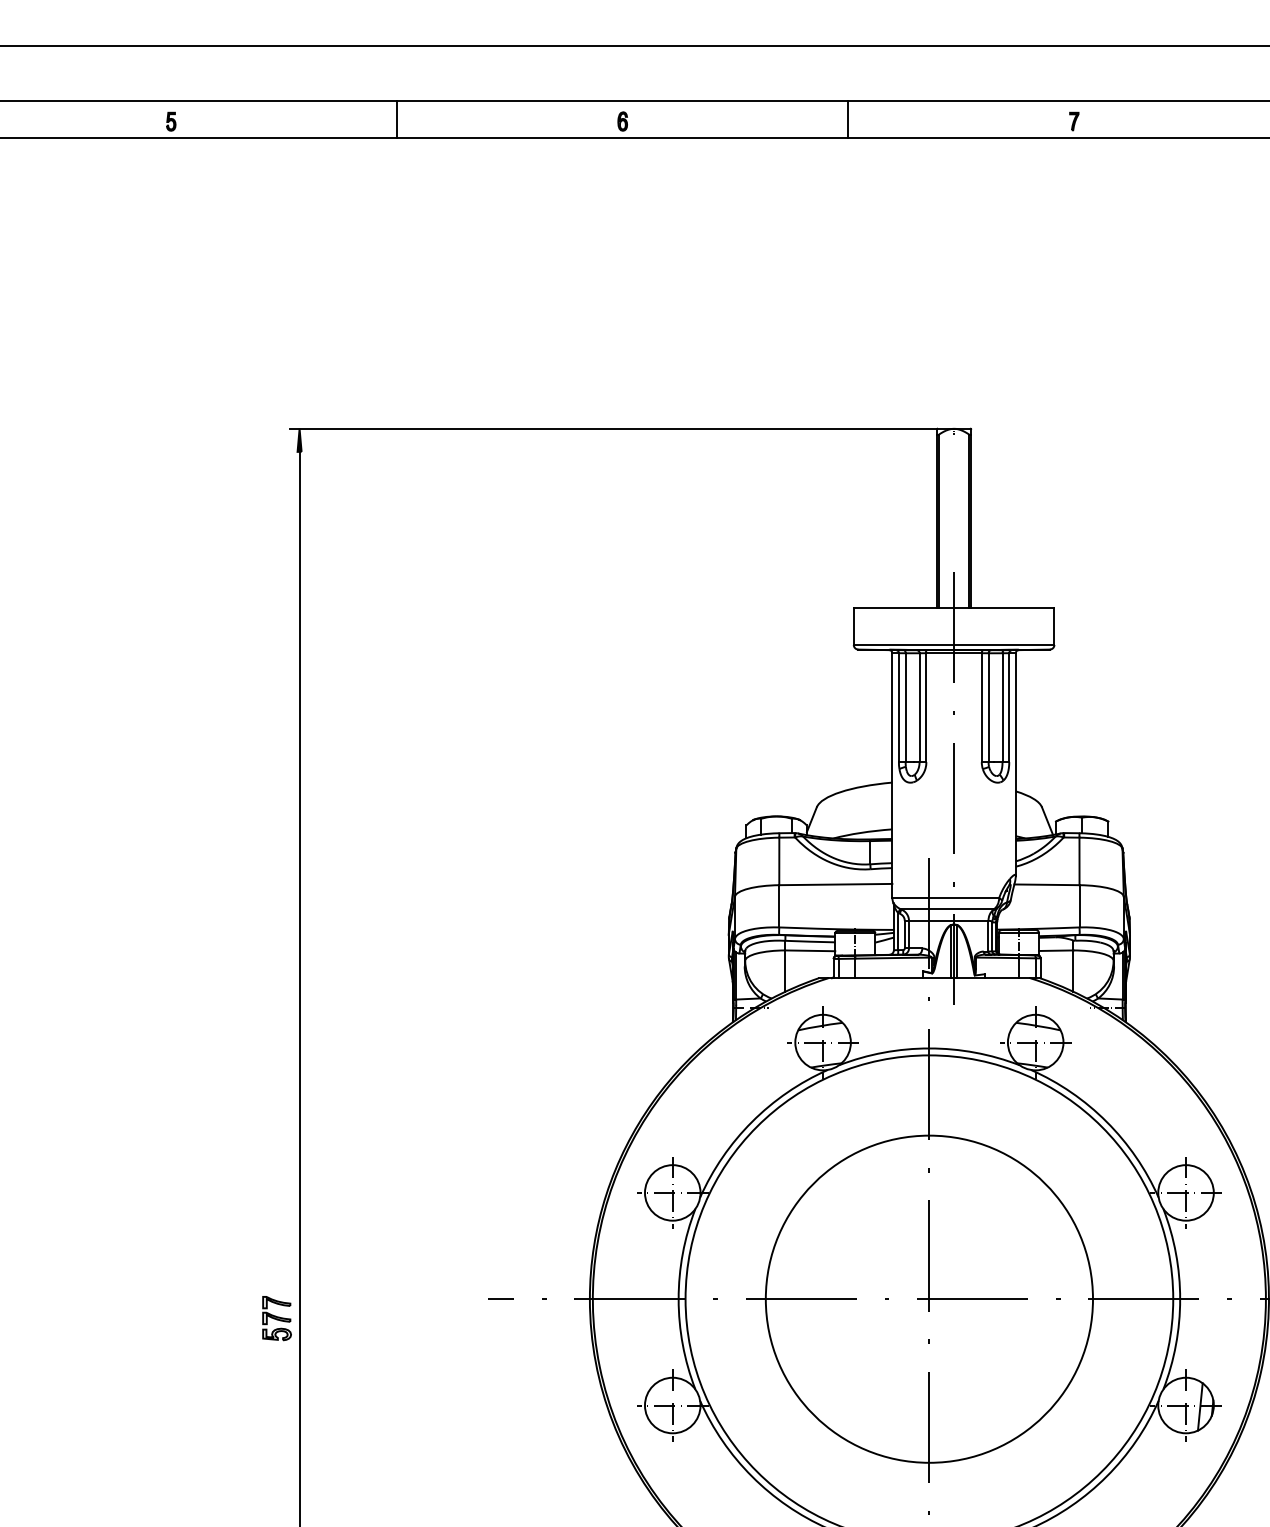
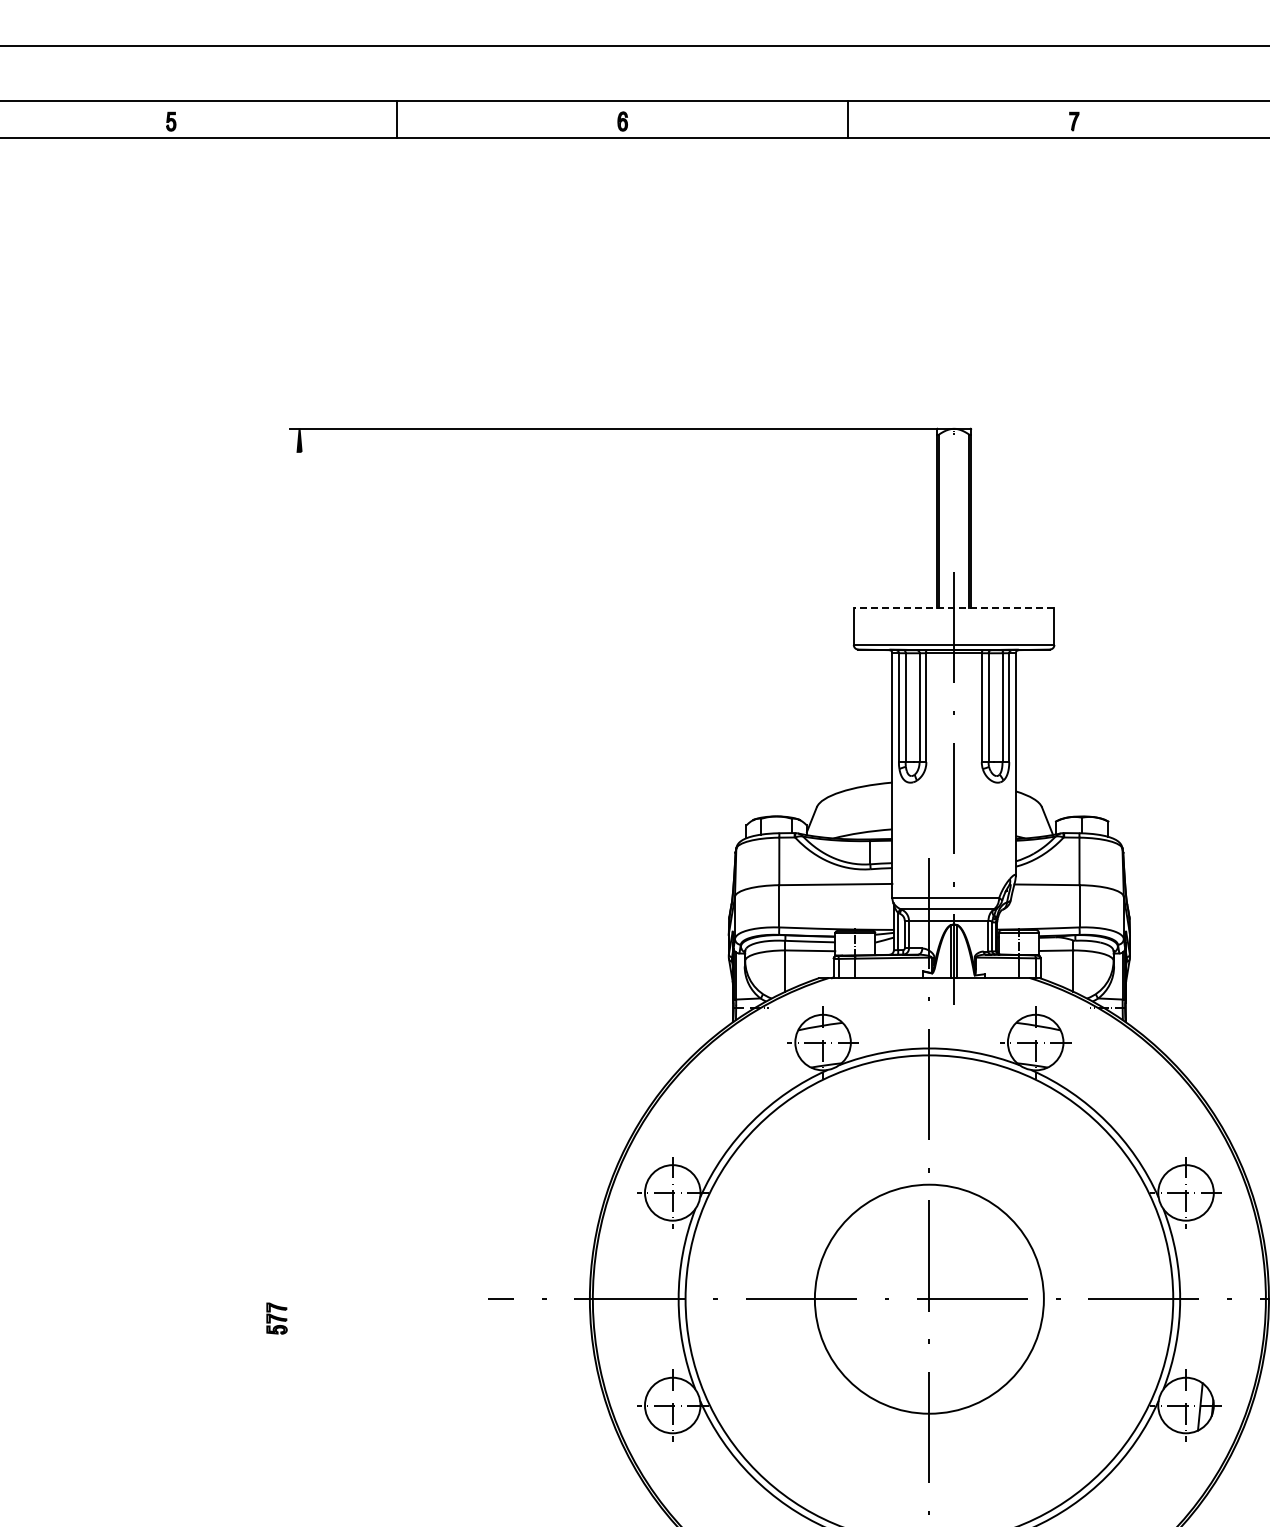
line: solid -> dashed (953, 607)
line: present -> none (299, 987)
circle diameter: 327 px -> 229 px (928, 1298)
part size: 30x46 px -> 22x33 px (276, 1318)
